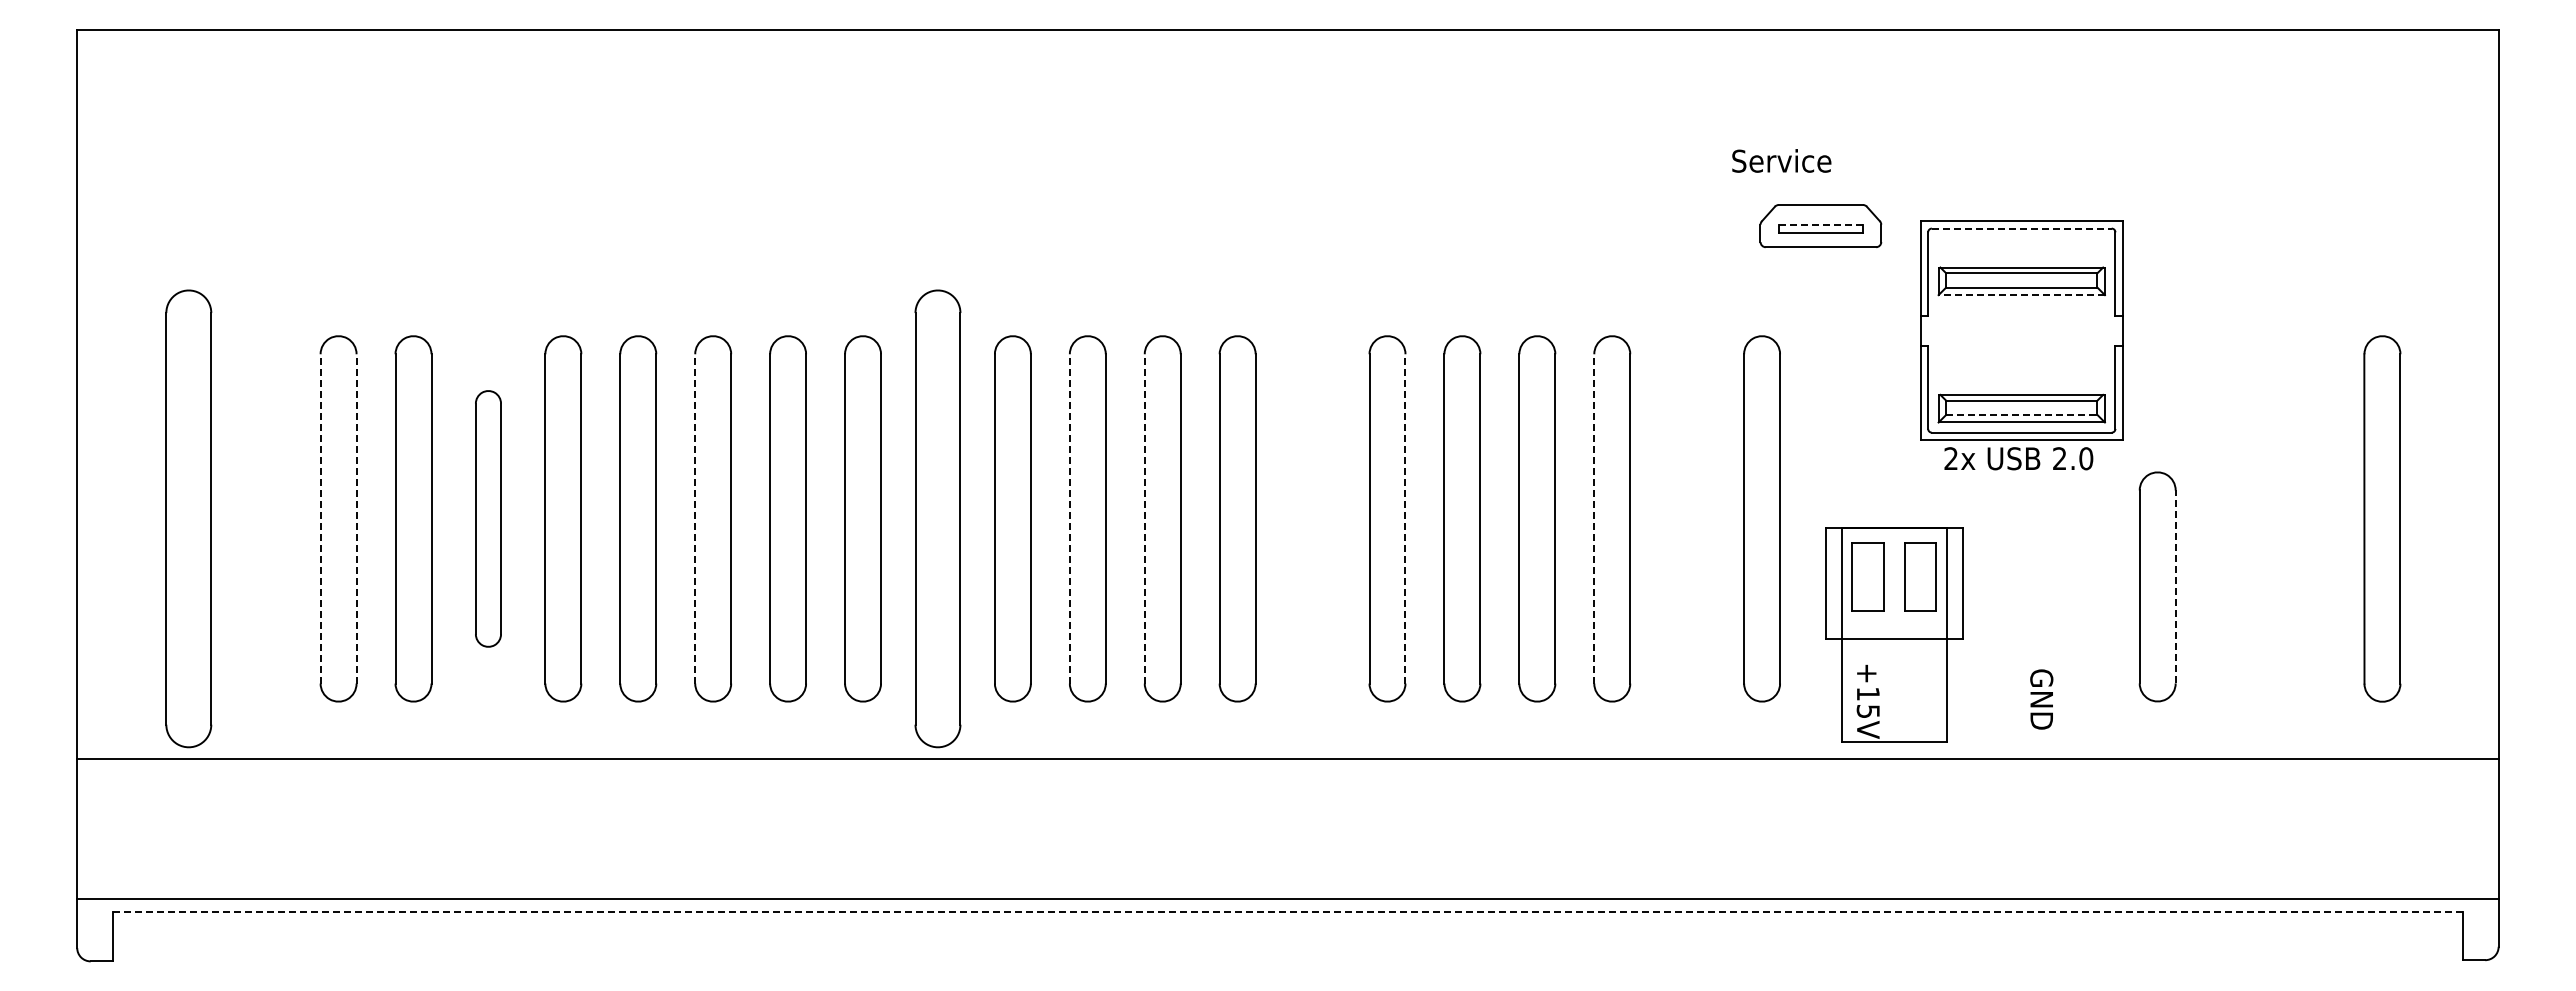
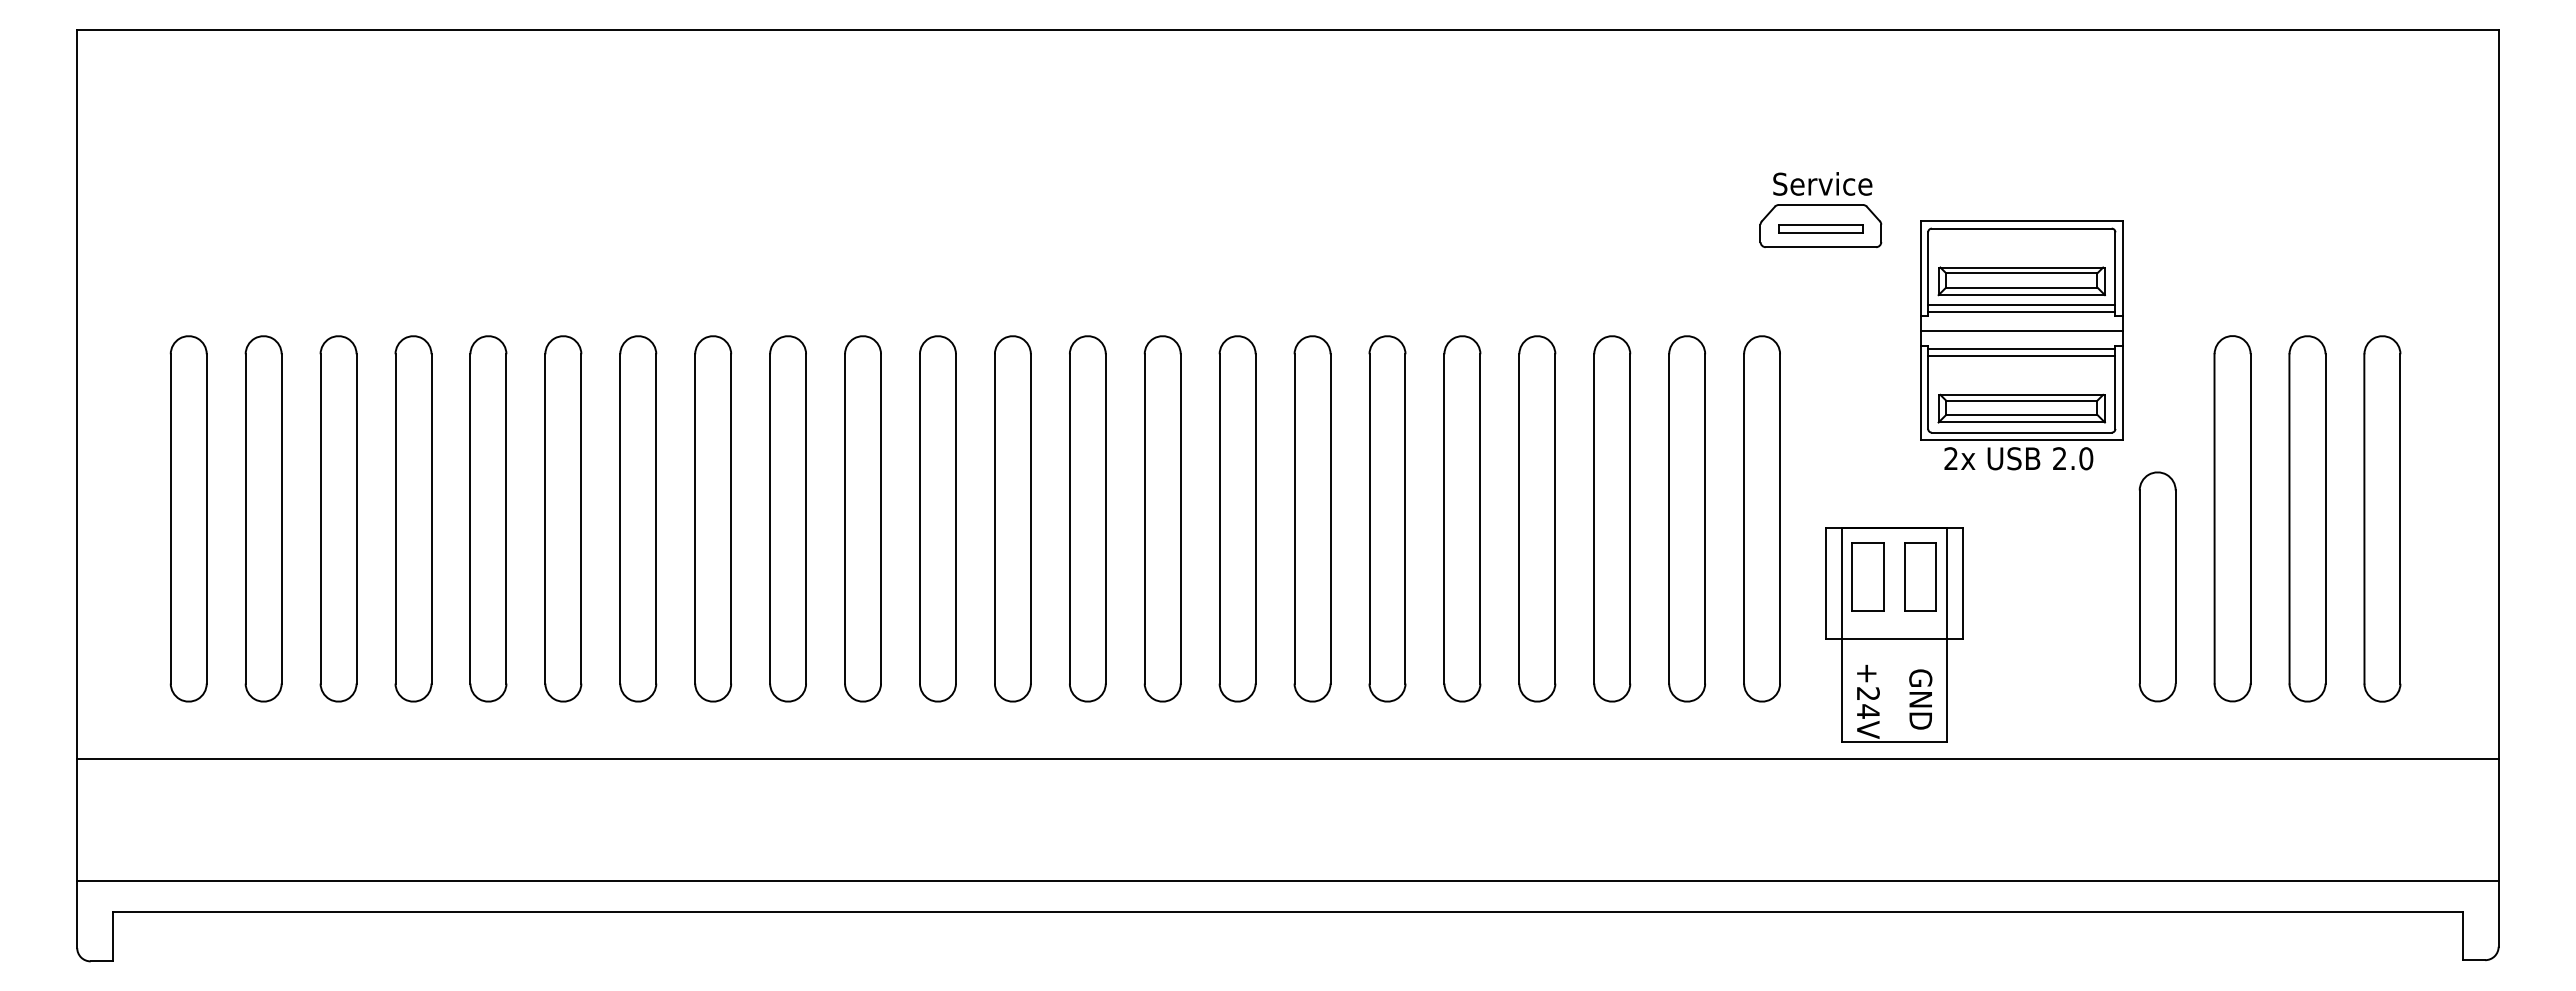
text position: (1781, 160) -> (1822, 183) (1822, 183)
line: dashed -> solid (1821, 224)
line: dashed -> solid (2021, 228)
line: dashed -> solid (2021, 295)
line: none -> present (2021, 305)
line: none -> present (2021, 312)
line: none -> present (2021, 330)
line: none -> present (2021, 349)
line: none -> present (2021, 355)
line: dashed -> solid (2021, 415)
part size: 48x460 px -> 39x368 px (188, 518)
part: none -> present (263, 518)
line: dashed -> solid (320, 518)
line: dashed -> solid (356, 518)
part size: 27x258 px -> 39x368 px (488, 518)
line: dashed -> solid (695, 518)
part size: 48x460 px -> 38x368 px (937, 518)
line: dashed -> solid (1069, 518)
line: dashed -> solid (1144, 518)
part: none -> present (1312, 518)
line: dashed -> solid (1405, 518)
line: dashed -> solid (1594, 518)
part: none -> present (1686, 518)
part: none -> present (2232, 518)
part: none -> present (2307, 518)
line: dashed -> solid (2175, 586)
text position: (2041, 699) -> (1920, 699) (1920, 699)
text: +15V -> +24V (1867, 702)
line position: (1287, 899) -> (1287, 881) (1287, 881)
line: dashed -> solid (1287, 912)
